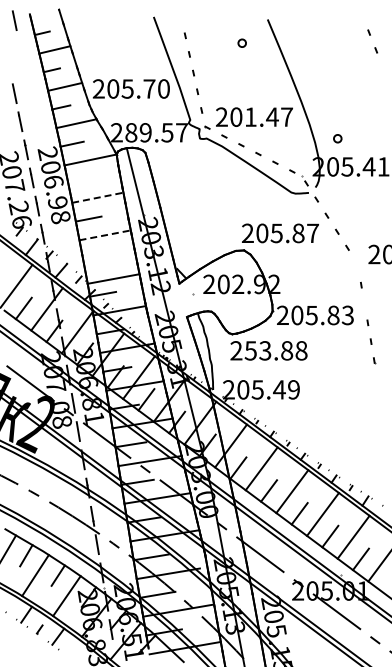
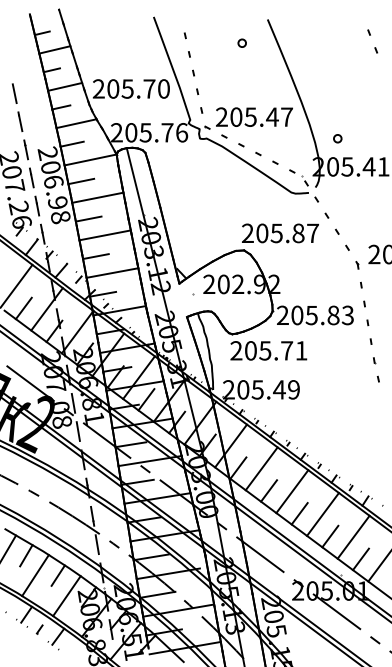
line: present -> none (14, 20)
text: 201.47 -> 205.47 (250, 116)
text: 289.57 -> 205.76 (156, 132)
line: none -> present (81, 181)
line: dashed -> solid (98, 197)
line: dashed -> solid (105, 235)
line: none -> present (95, 256)
part: none -> present (357, 265)
line position: (113, 278) -> (112, 272) (112, 272)
line: none -> present (364, 303)
text: 253.88 -> 205.71 (275, 350)
line: none -> present (377, 378)
